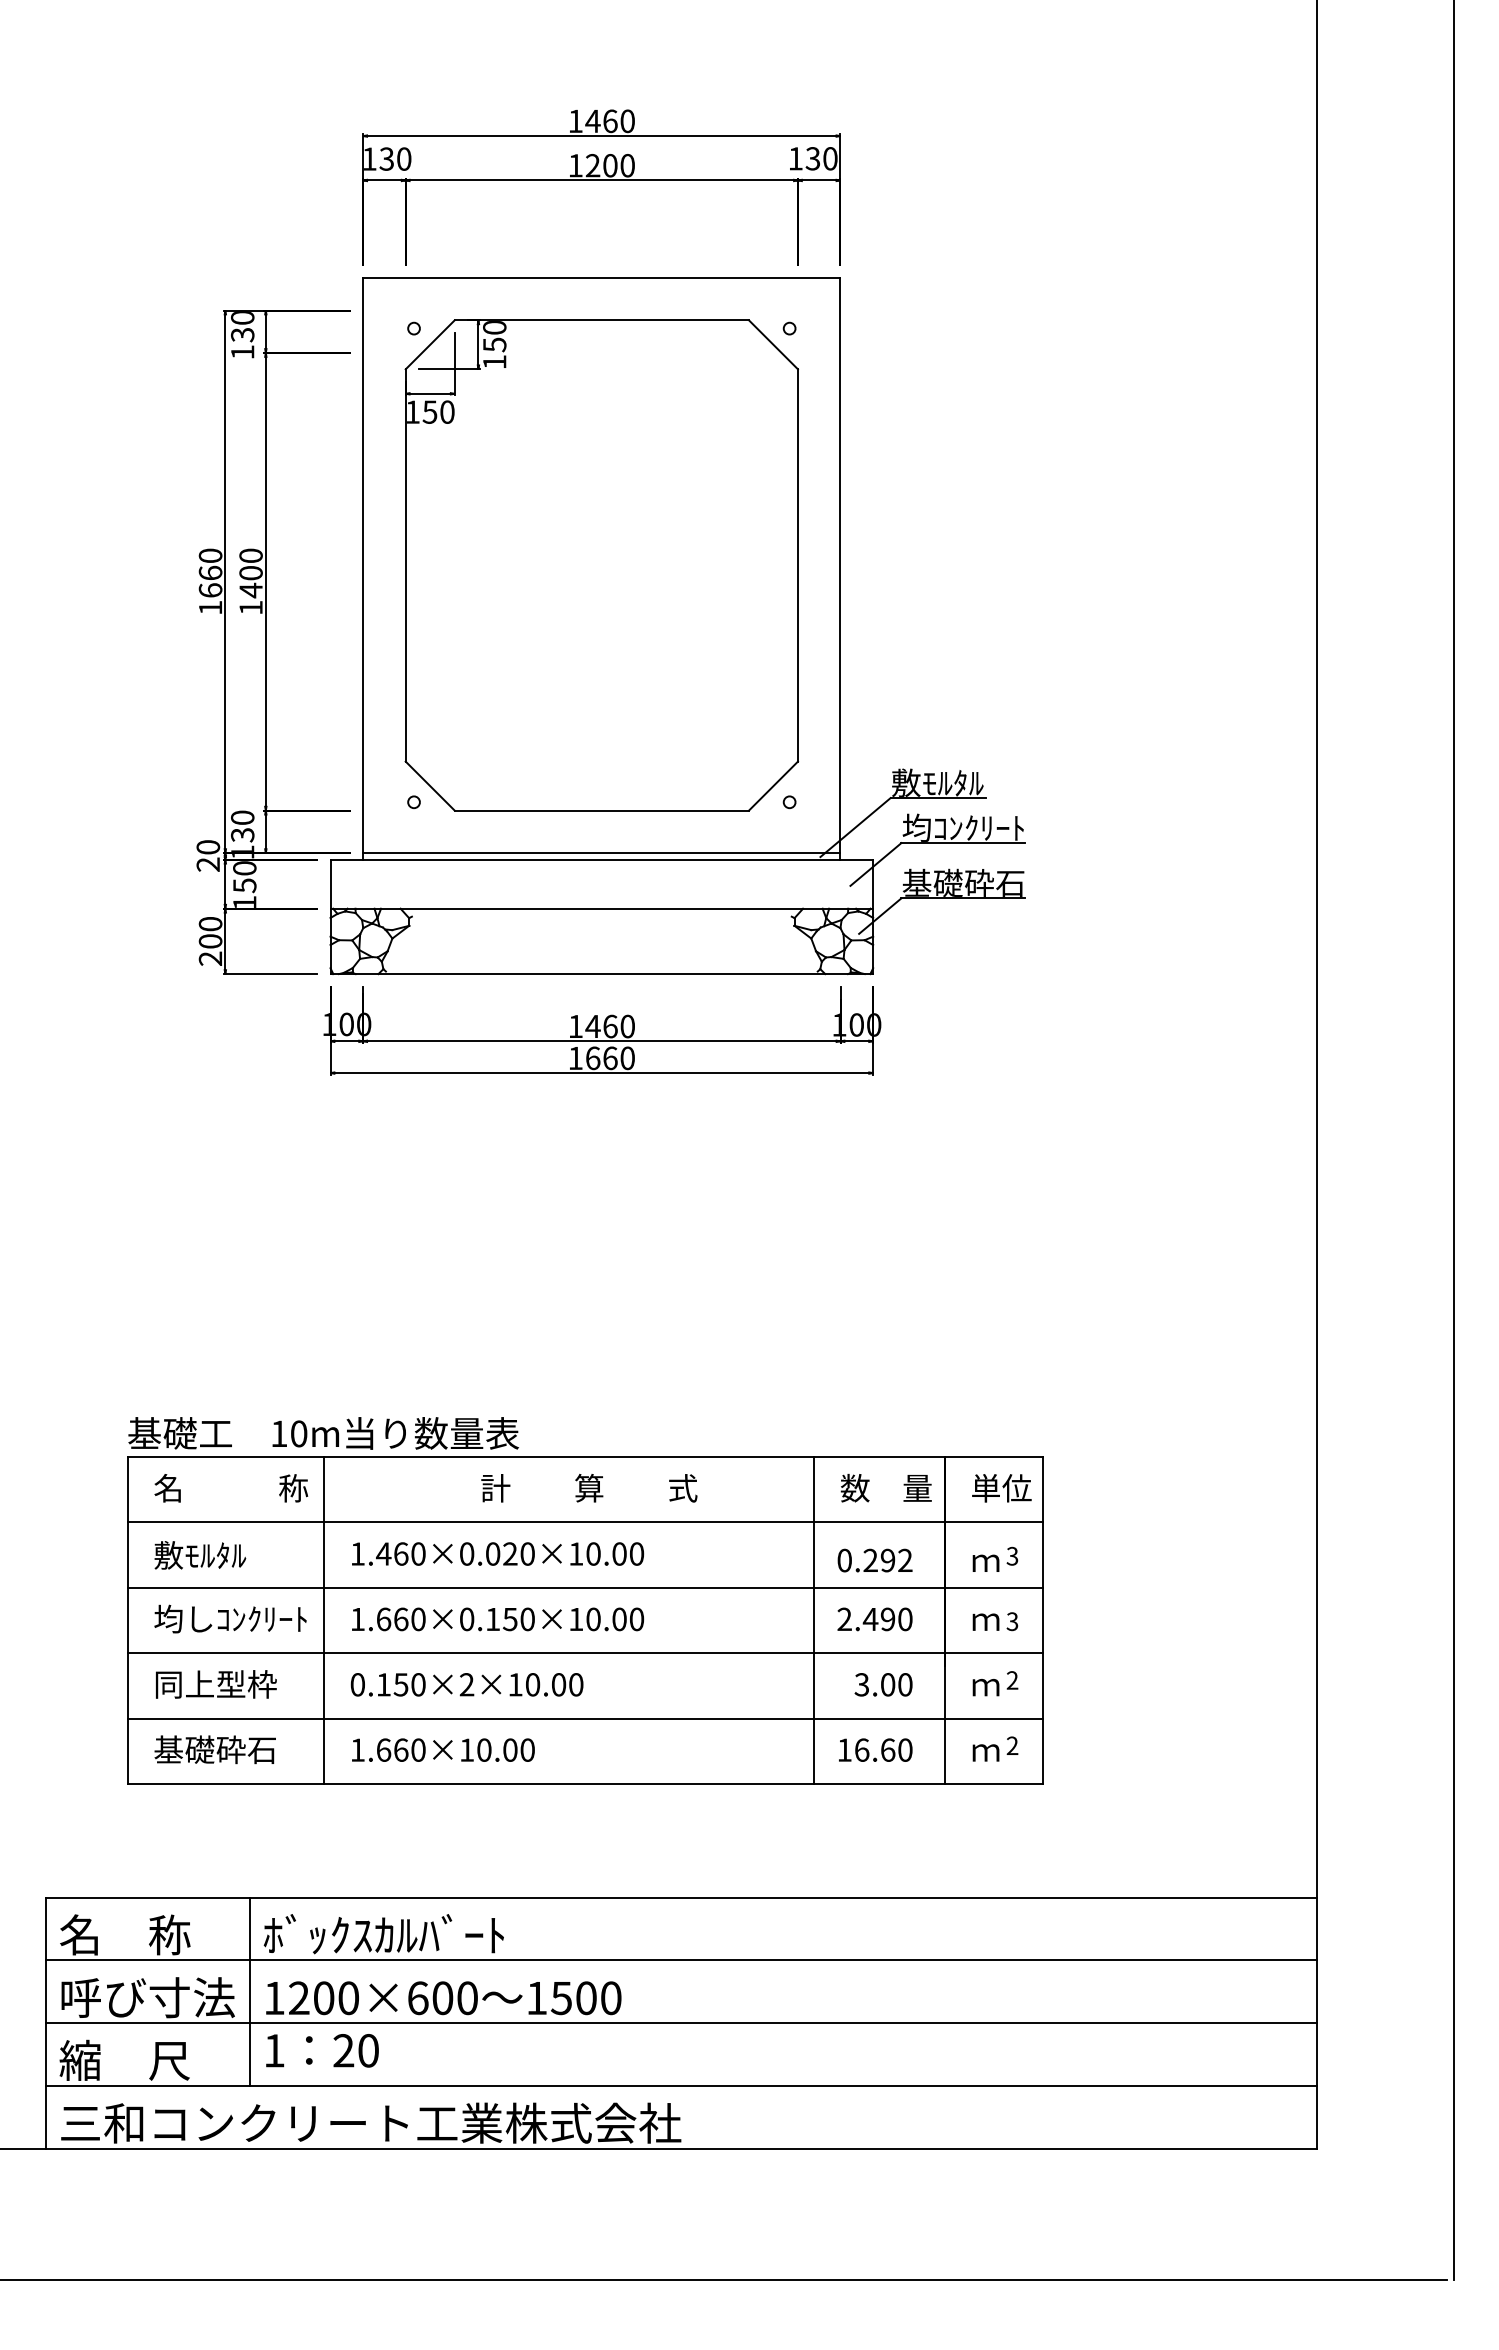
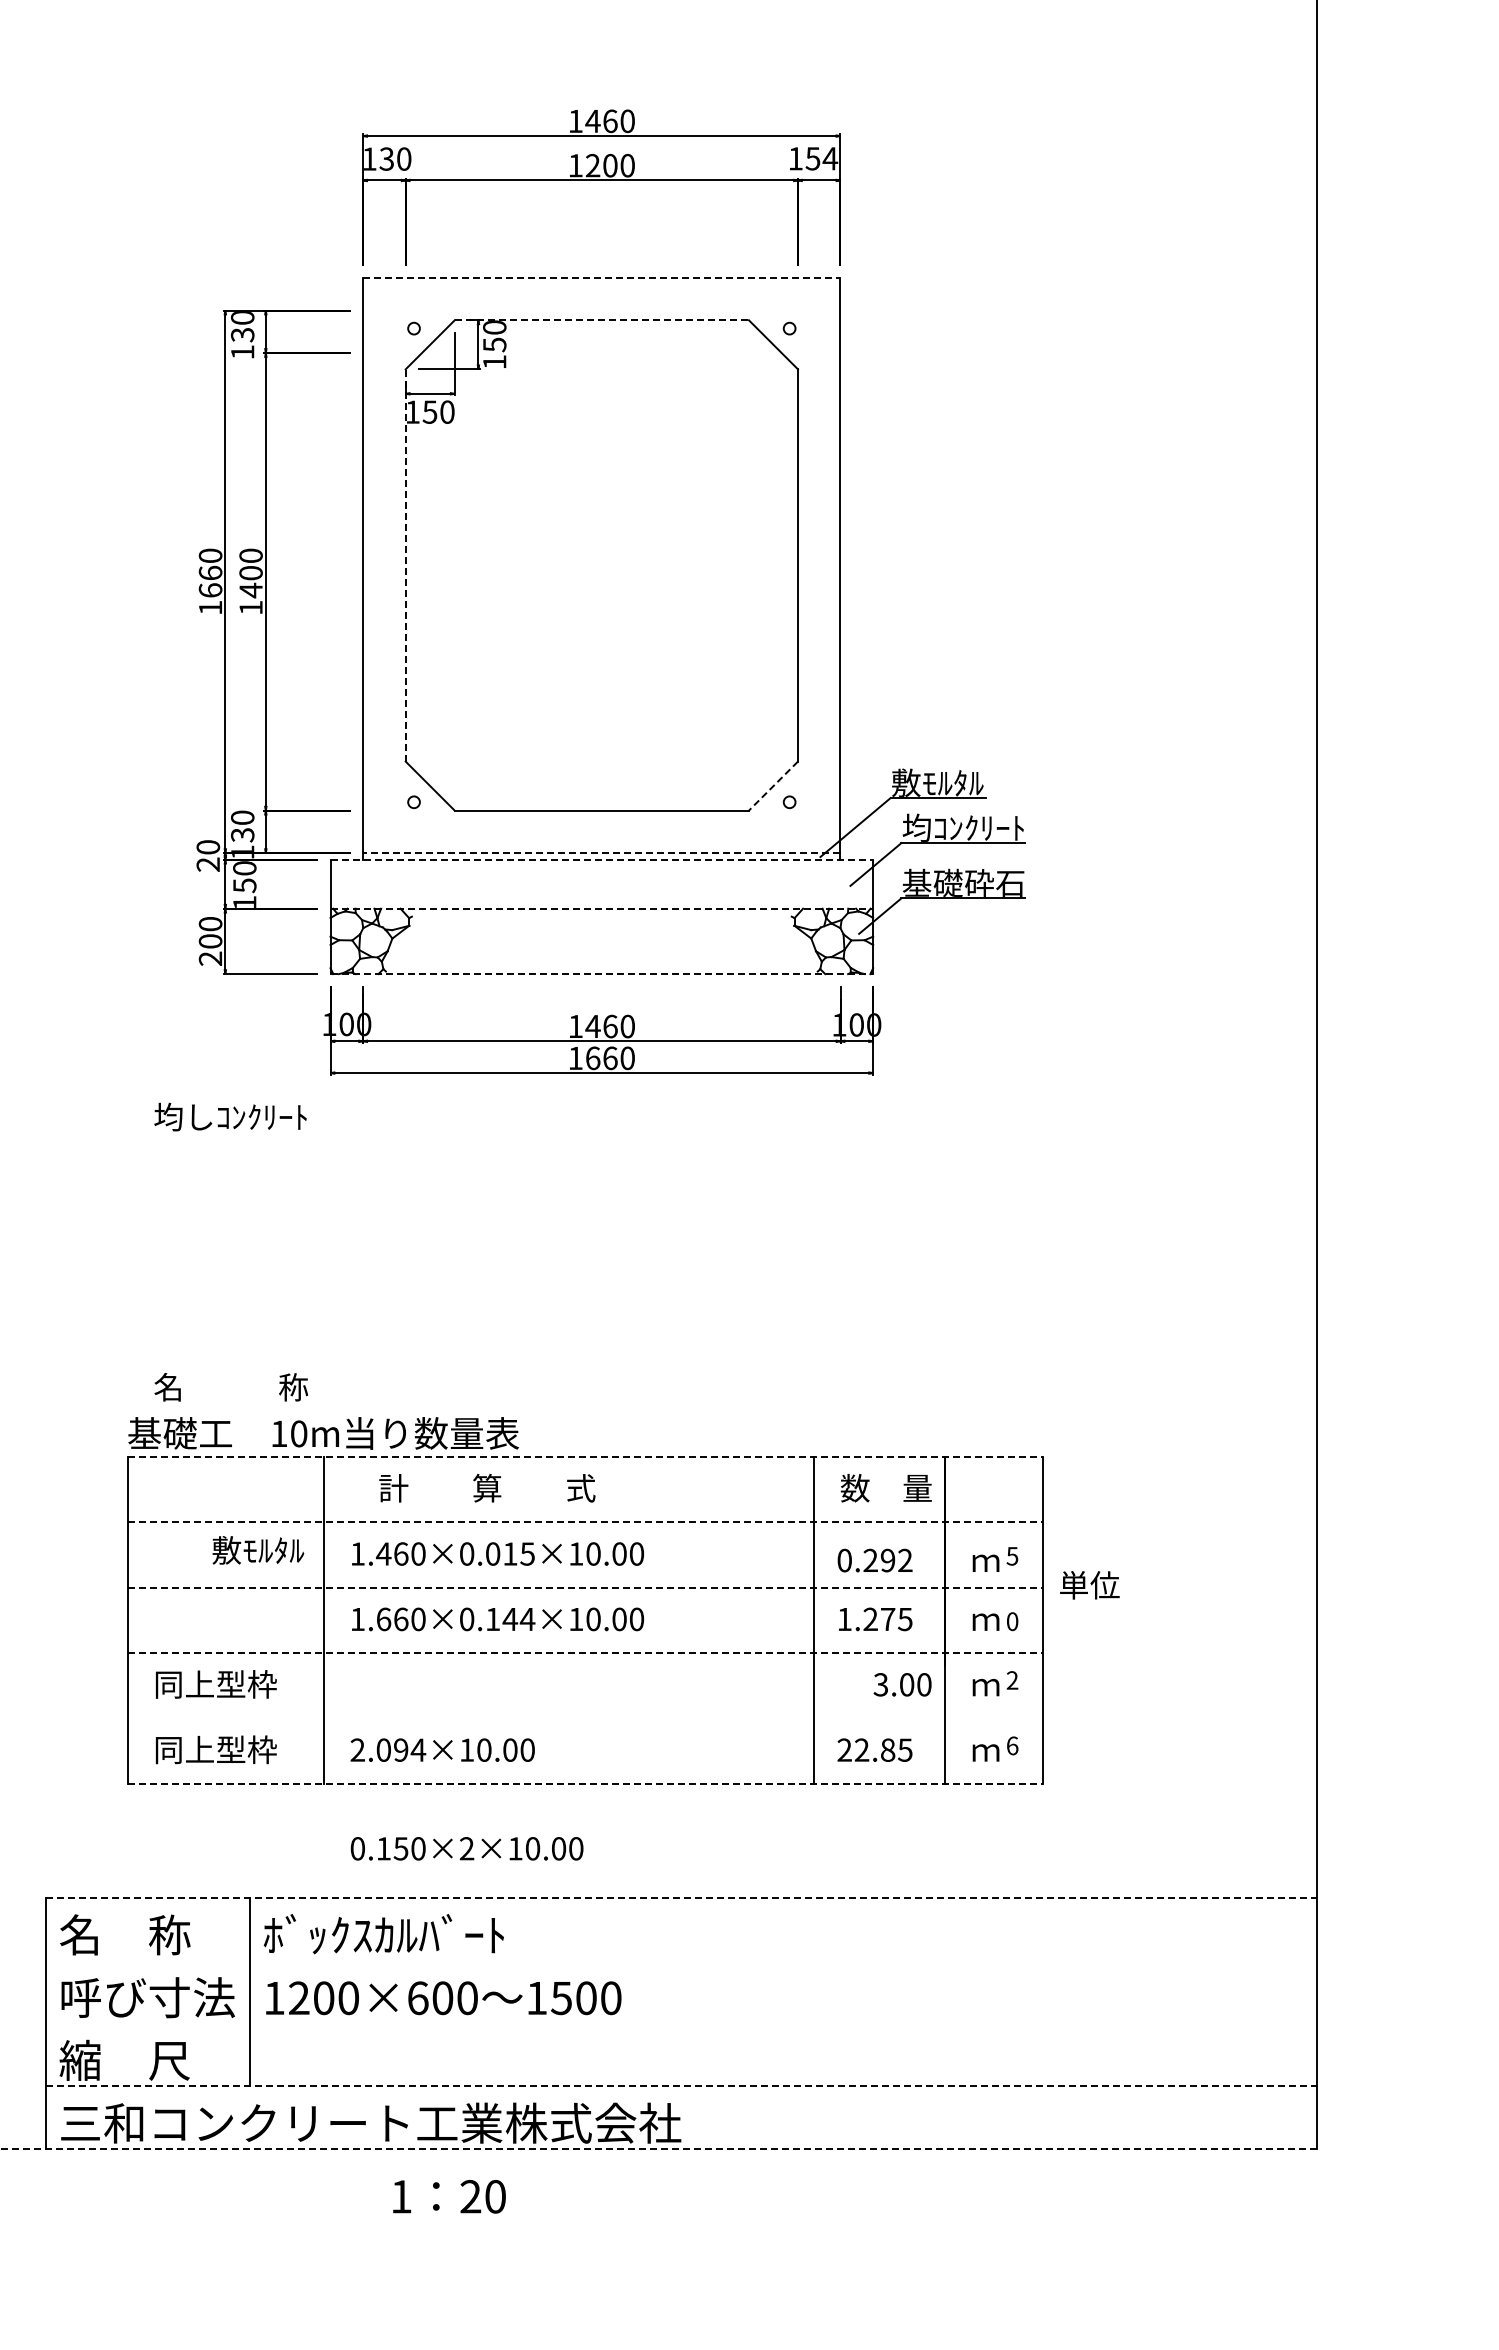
text: 130 -> 154 (822, 158)
line: solid -> dashed (601, 277)
line: solid -> dashed (602, 320)
line: solid -> dashed (405, 564)
line: solid -> dashed (773, 786)
line: solid -> dashed (601, 853)
line: solid -> dashed (602, 859)
line: solid -> dashed (602, 908)
line: solid -> dashed (602, 974)
line: present -> none (1453, 1140)
line: solid -> dashed (585, 1457)
text position: (231, 1488) -> (231, 1387) (231, 1387)
text position: (589, 1488) -> (487, 1488) (487, 1488)
text position: (1001, 1488) -> (1089, 1585) (1089, 1585)
line: solid -> dashed (585, 1522)
text: 1.460×0.020×10.00 -> 1.460×0.015×10.00 (518, 1553)
text position: (200, 1555) -> (258, 1550) (258, 1550)
text: 3 -> 5 (1012, 1555)
line: solid -> dashed (585, 1587)
text position: (230, 1618) -> (230, 1116) (230, 1116)
text: 1.660×0.150×10.00 -> 1.660×0.144×10.00 (518, 1619)
text: 2.490 -> 1.275 (874, 1619)
text: 3 -> 0 (1012, 1621)
line: solid -> dashed (585, 1653)
text position: (466, 1684) -> (466, 1848) (466, 1848)
text position: (883, 1684) -> (902, 1684) (902, 1684)
line: present -> none (584, 1718)
text: 2 -> 6 (1012, 1745)
text: 基礎砕石 -> 同上型枠 (215, 1749)
text: 1.660×10.00 -> 2.094×10.00 (388, 1749)
text: 16.60 -> 22.85 (874, 1749)
line: solid -> dashed (585, 1783)
line: solid -> dashed (681, 1897)
line: present -> none (680, 1960)
line: present -> none (680, 2023)
text position: (322, 2050) -> (449, 2196) (449, 2196)
line: solid -> dashed (681, 2085)
line: solid -> dashed (658, 2148)
line: present -> none (724, 2279)
